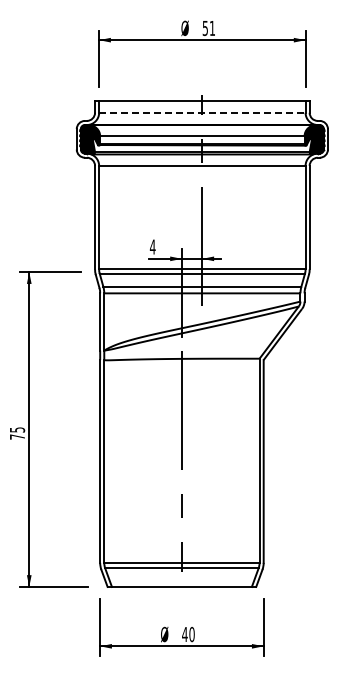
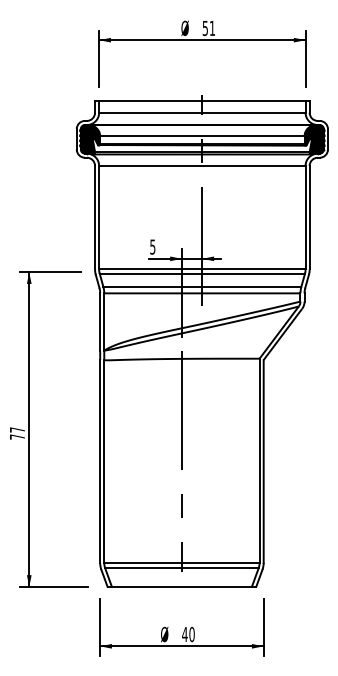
line: dashed -> solid (202, 112)
text: 4 -> 5 (152, 246)
text: 75 -> 77 (17, 429)
